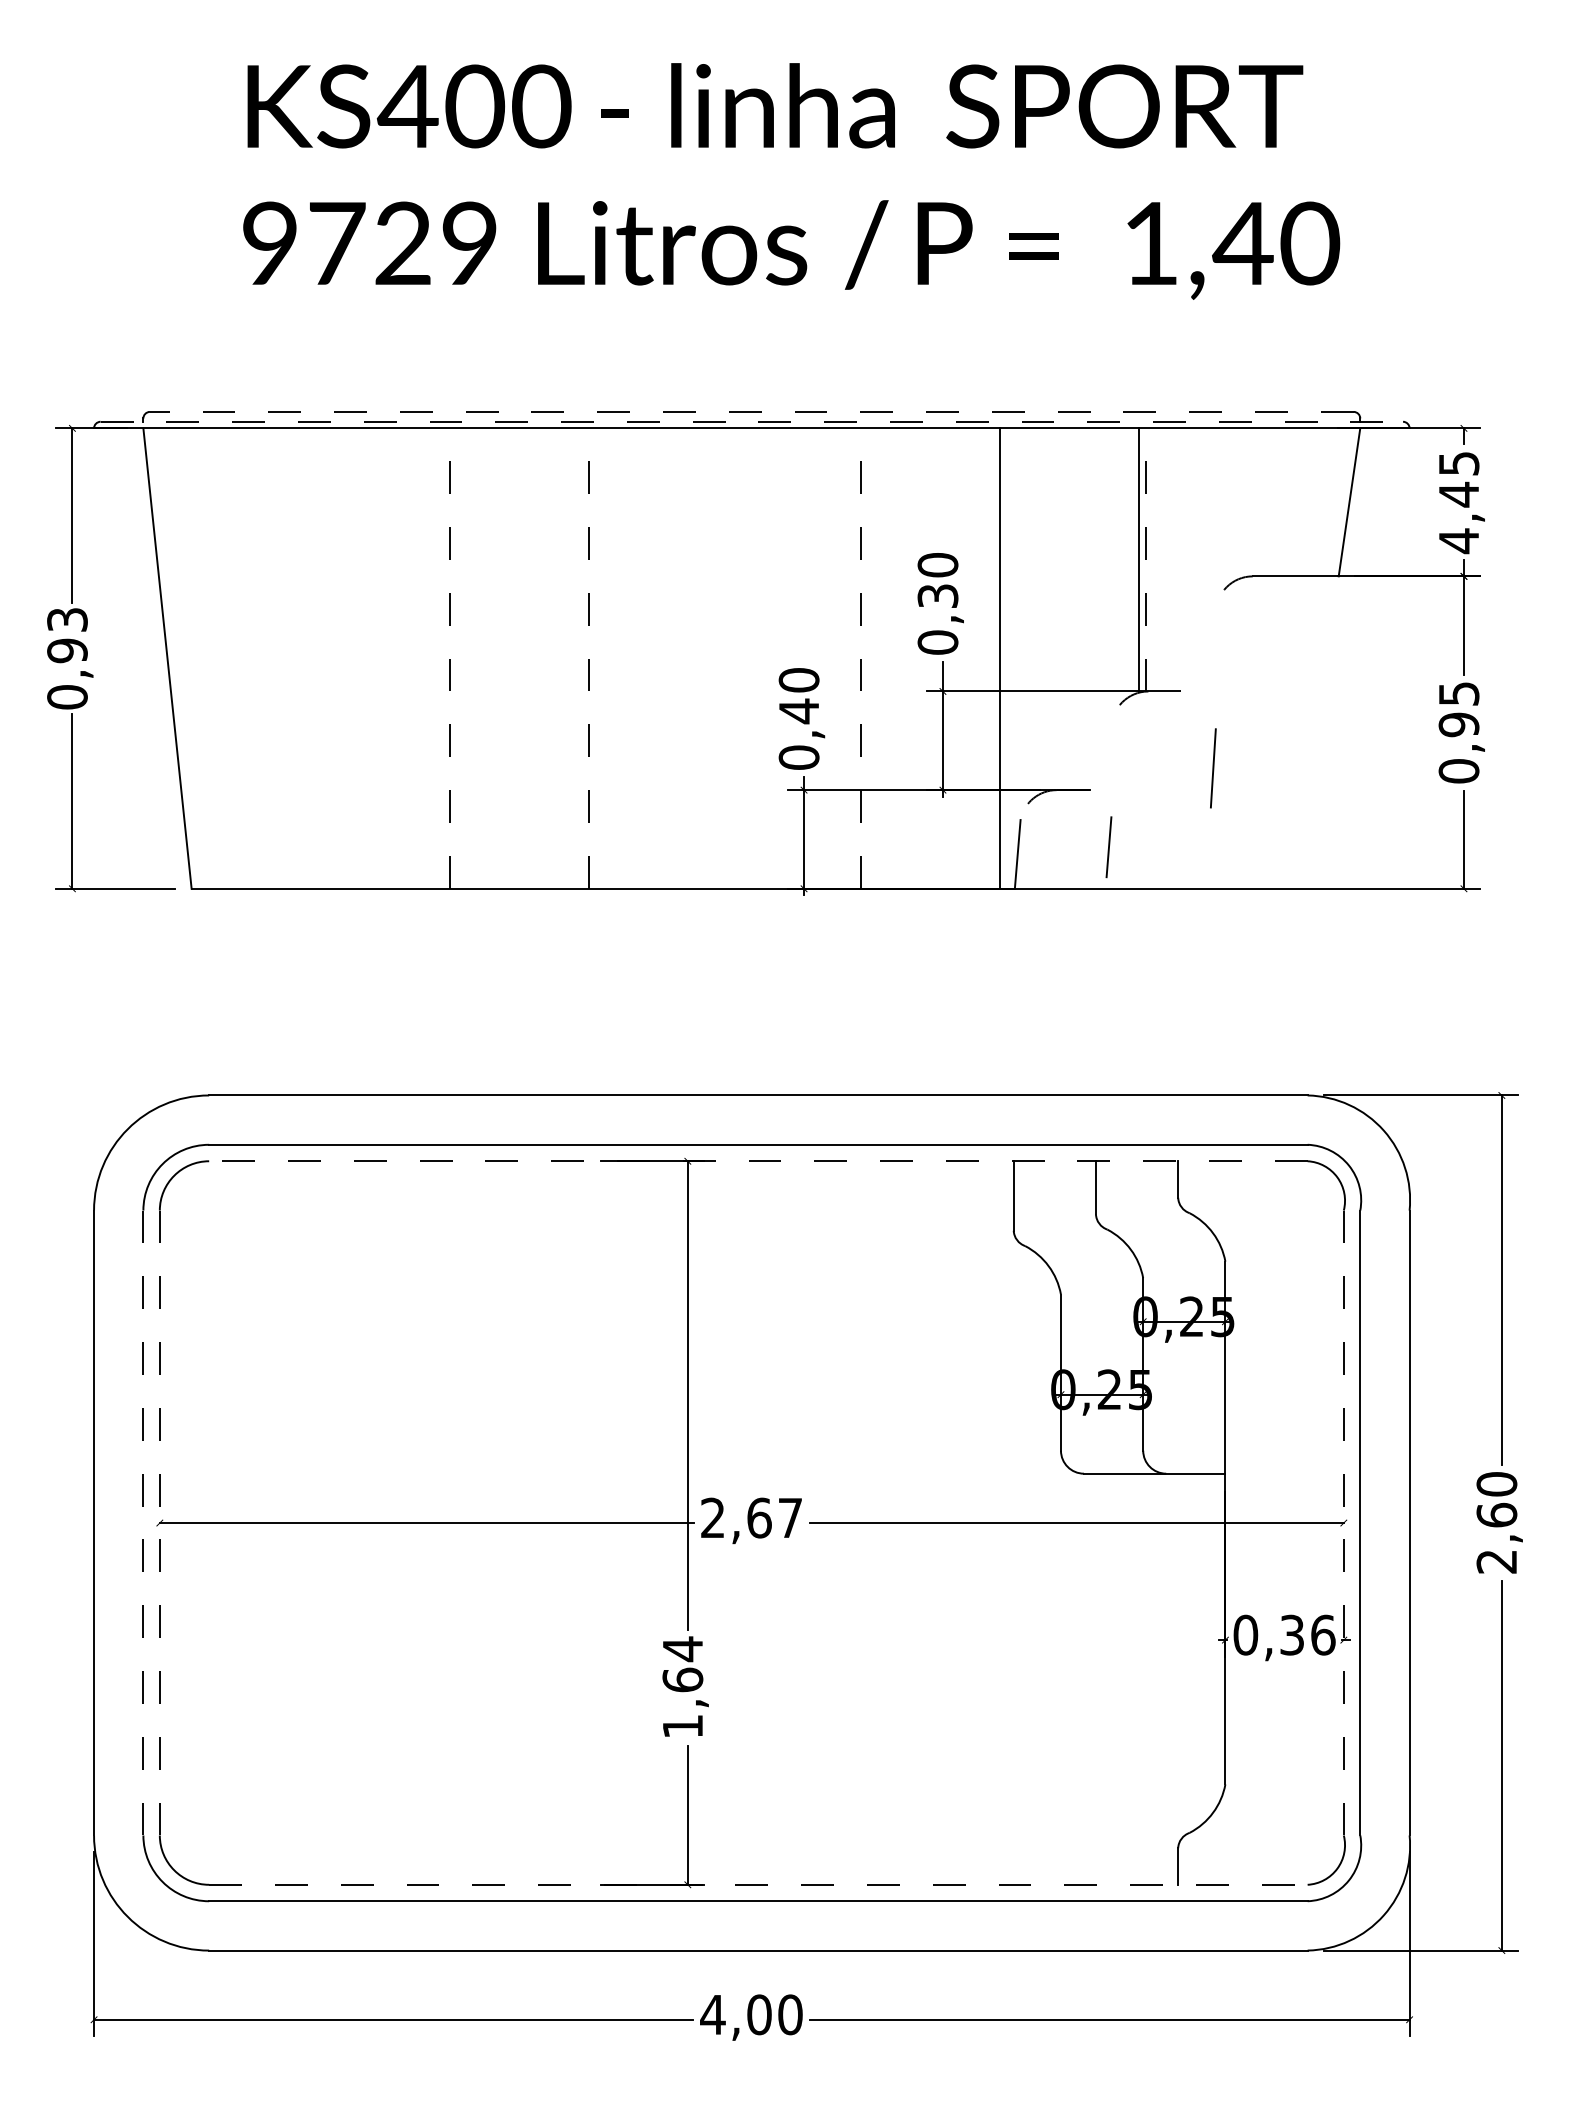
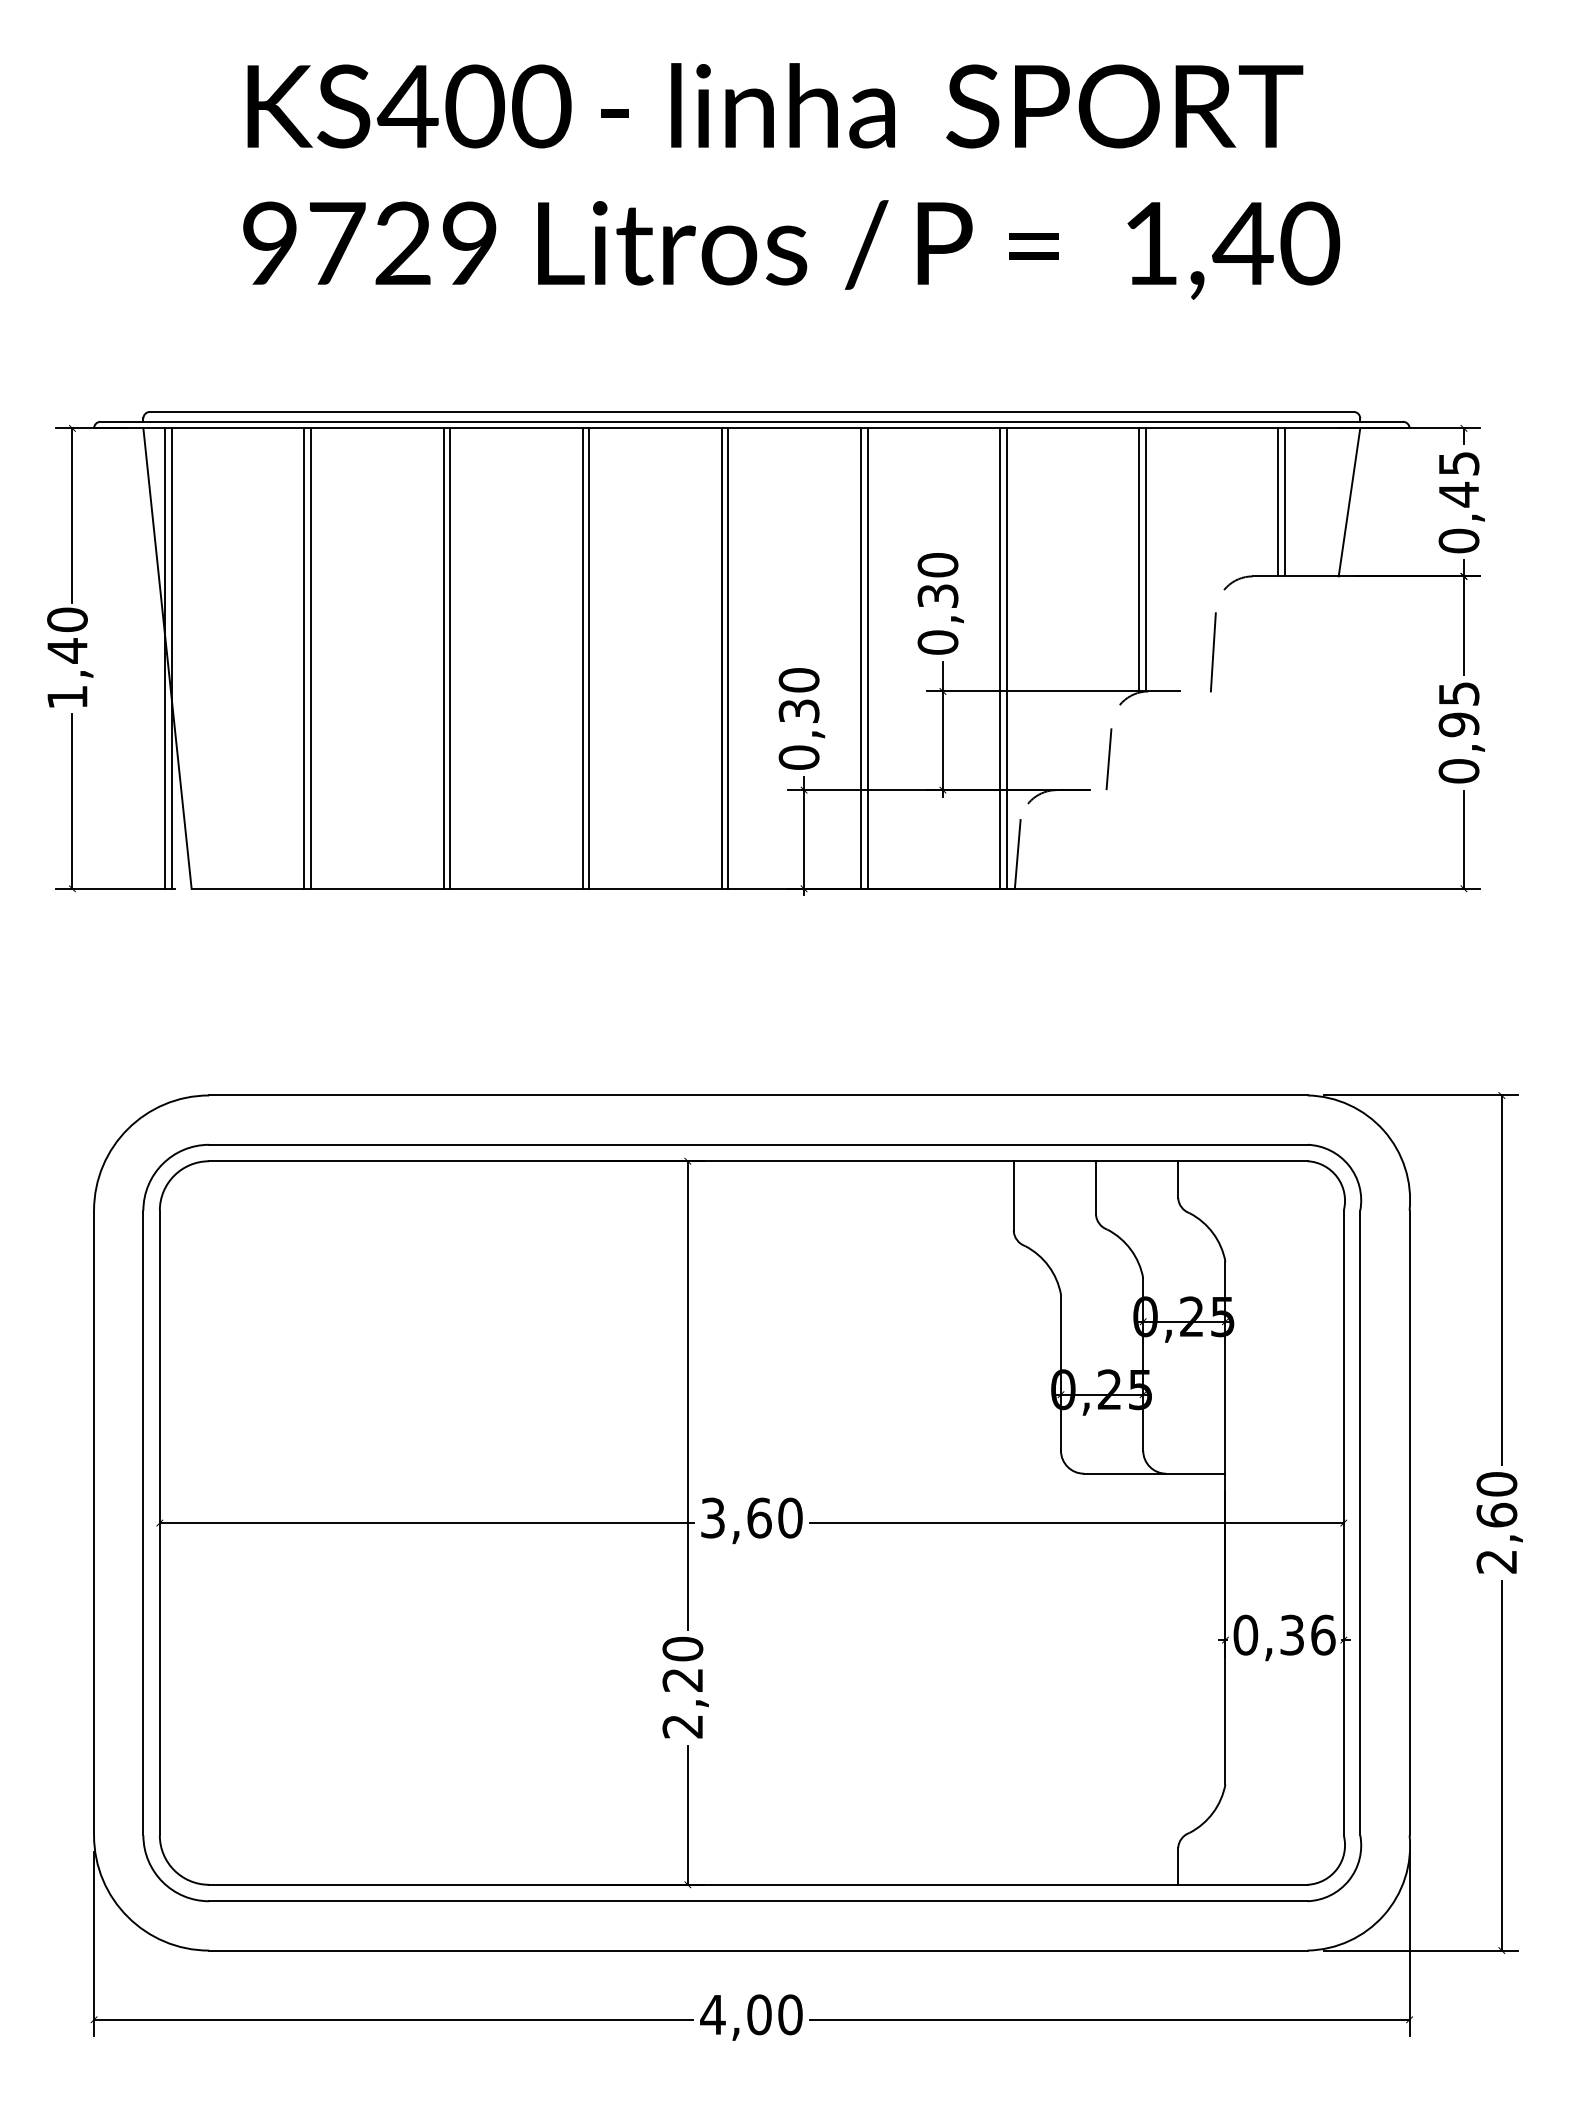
line: dashed -> solid (751, 411)
line: dashed -> solid (752, 421)
line: none -> present (1278, 502)
line: none -> present (1284, 502)
text: 4,45 -> 0,45 (1458, 541)
line: dashed -> solid (1145, 559)
text: 0,93 -> 1,40 (67, 658)
line: none -> present (165, 658)
line: none -> present (171, 658)
line: none -> present (304, 658)
line: none -> present (311, 658)
line: none -> present (443, 658)
line: dashed -> solid (450, 658)
line: none -> present (582, 658)
line: dashed -> solid (589, 658)
line: none -> present (721, 658)
line: none -> present (728, 658)
line: dashed -> solid (860, 658)
line: none -> present (867, 658)
line: none -> present (1006, 658)
text: 0,40 -> 0,30 (798, 711)
line position: (1213, 768) -> (1213, 652) (1213, 652)
line position: (1108, 847) -> (1108, 759) (1108, 759)
line: dashed -> solid (757, 1161)
text: 2,67 -> 3,60 (751, 1517)
line: dashed -> solid (1343, 1522)
line: dashed -> solid (143, 1523)
line: dashed -> solid (159, 1523)
text: 1,64 -> 2,20 (682, 1687)
line: dashed -> solid (758, 1884)
